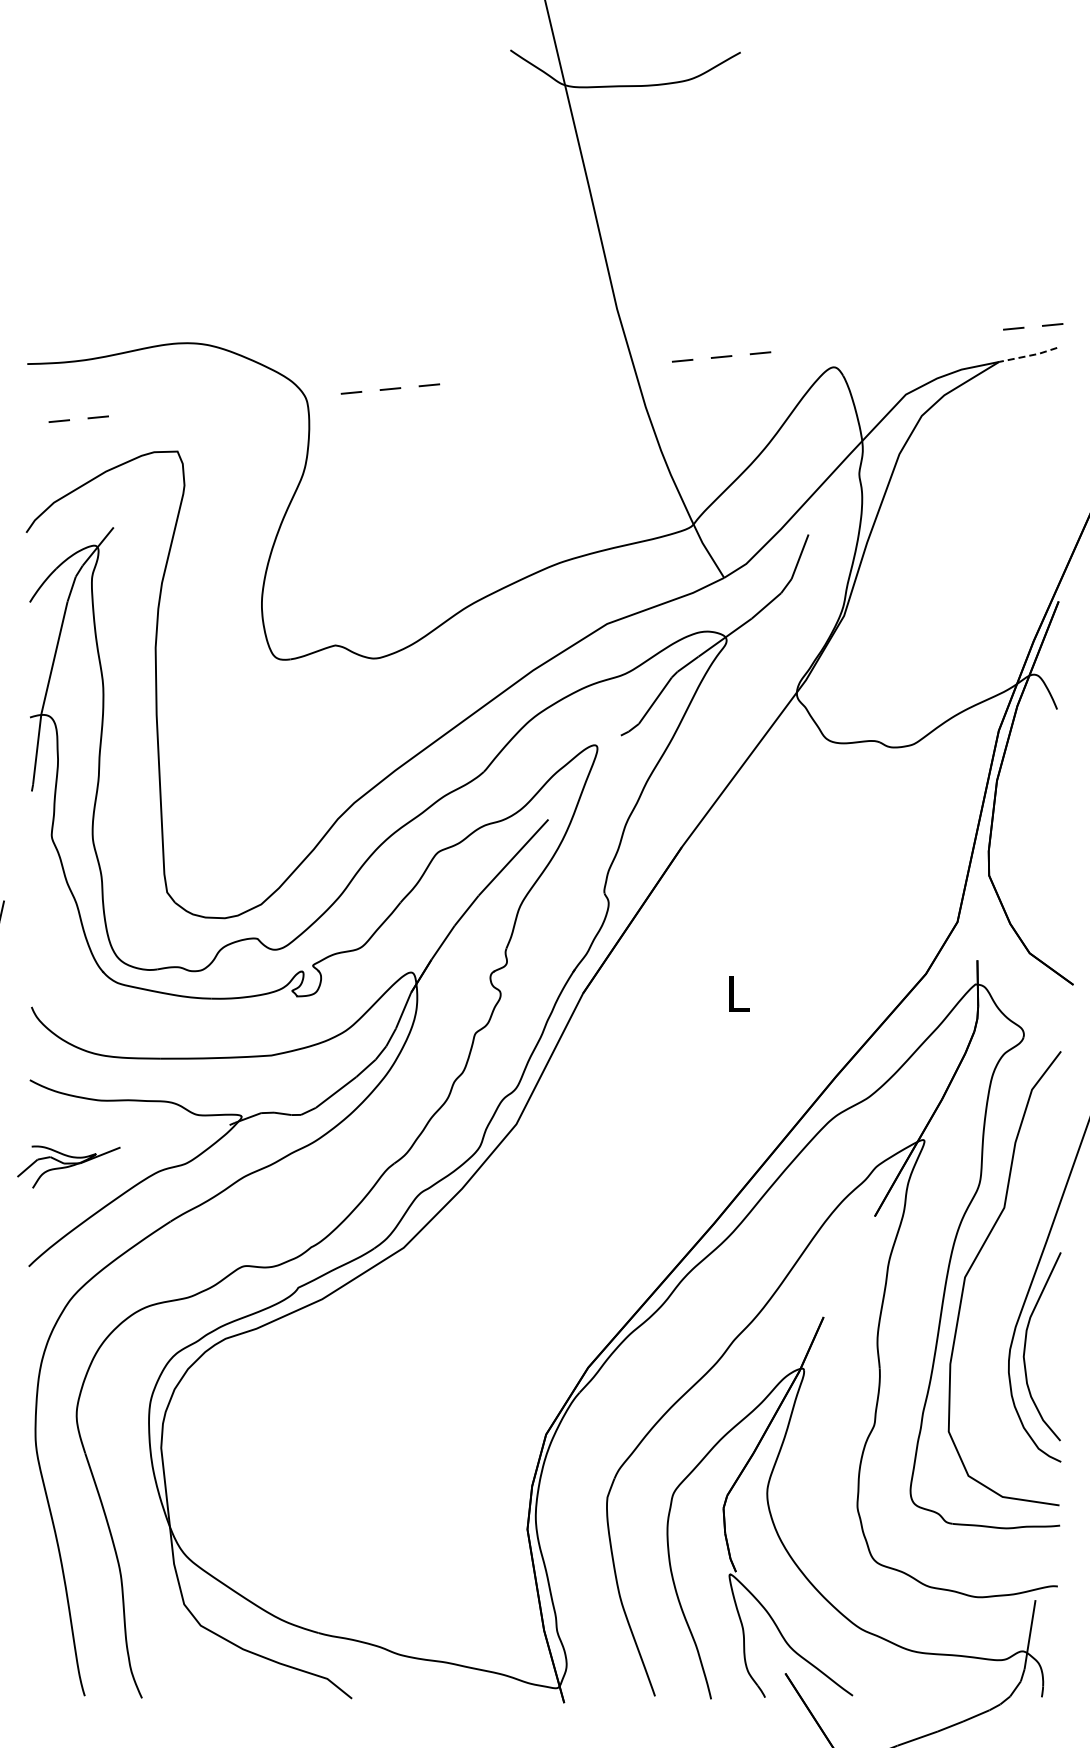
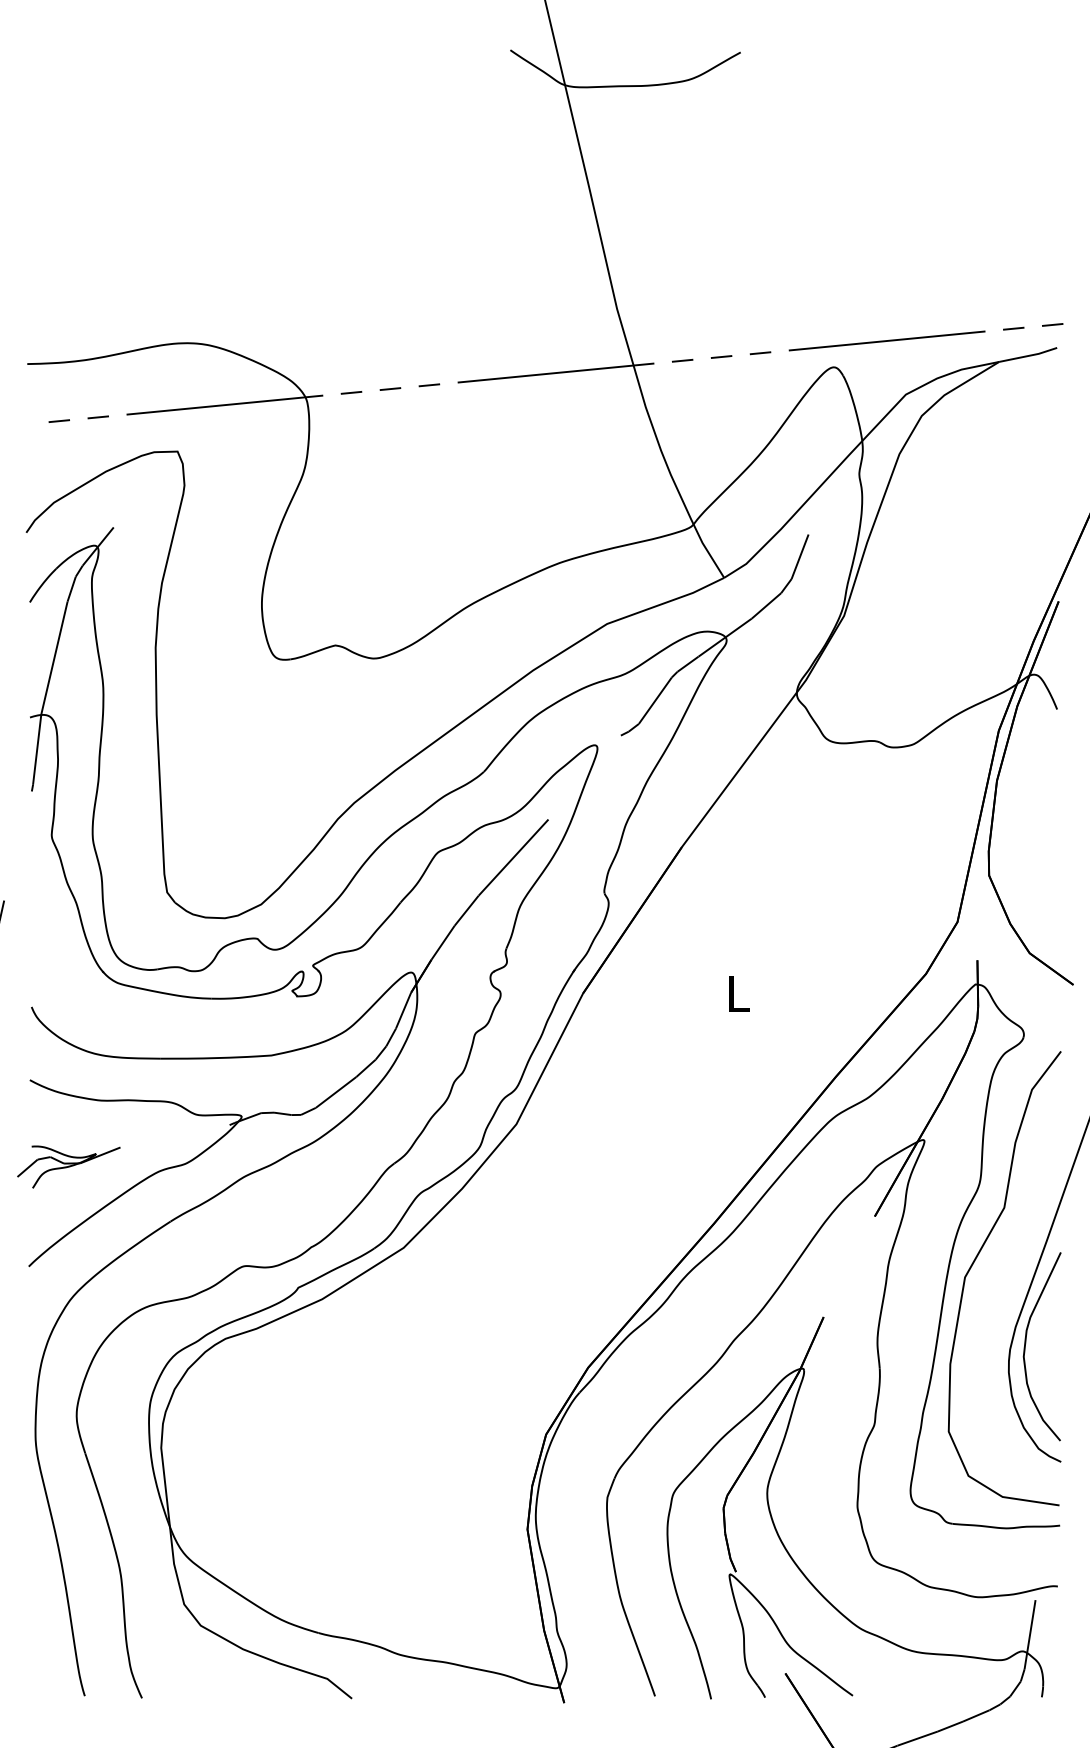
line: none -> present (886, 340)
line: dashed -> solid (1029, 355)
line: none -> present (555, 372)
line: none -> present (224, 404)
